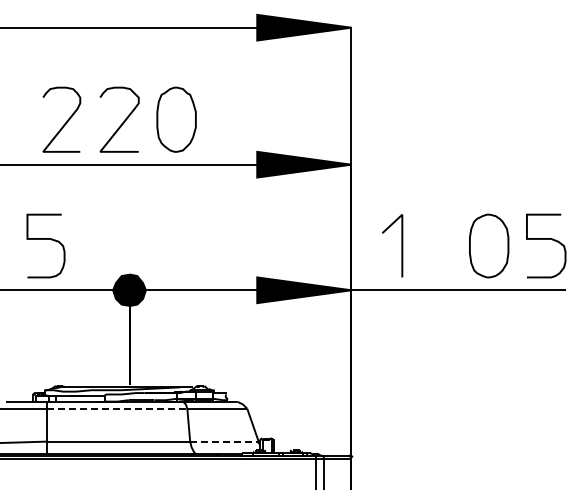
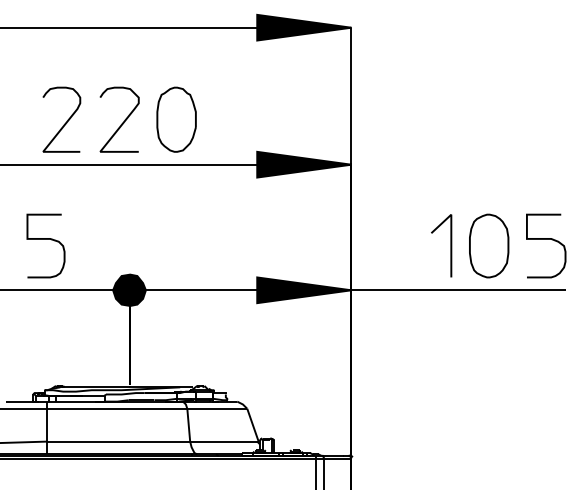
line position: (401, 245) -> (450, 245) (450, 245)
line: dashed -> solid (117, 408)
line: dashed -> solid (224, 441)
